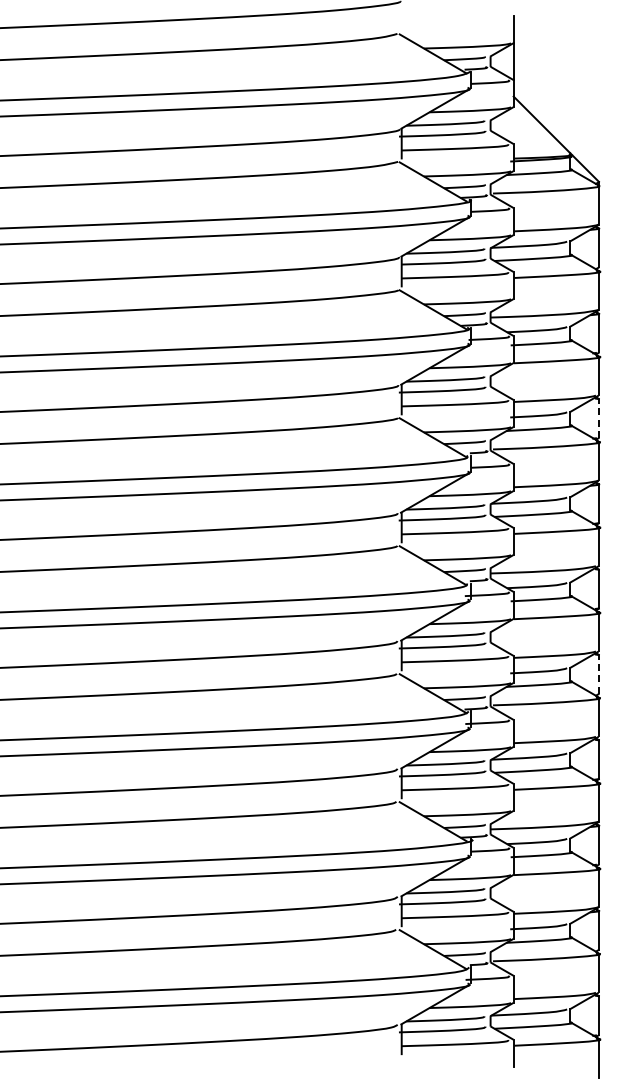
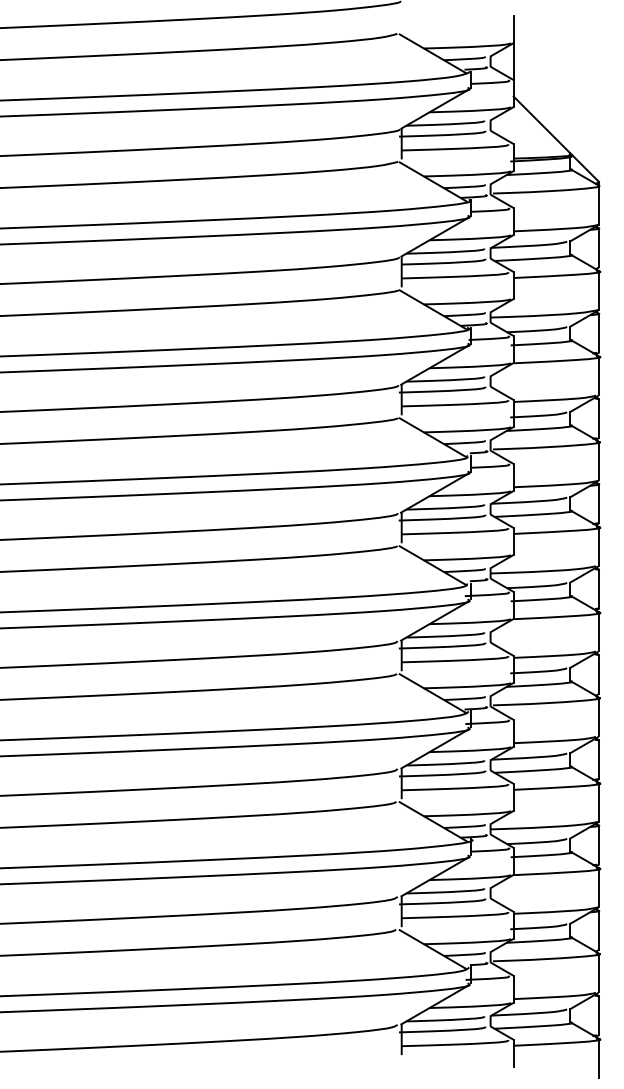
line: dashed -> solid (598, 417)
line: dashed -> solid (598, 673)
